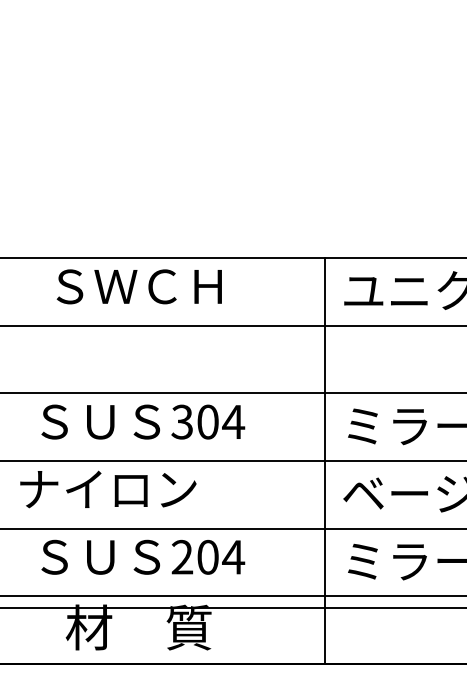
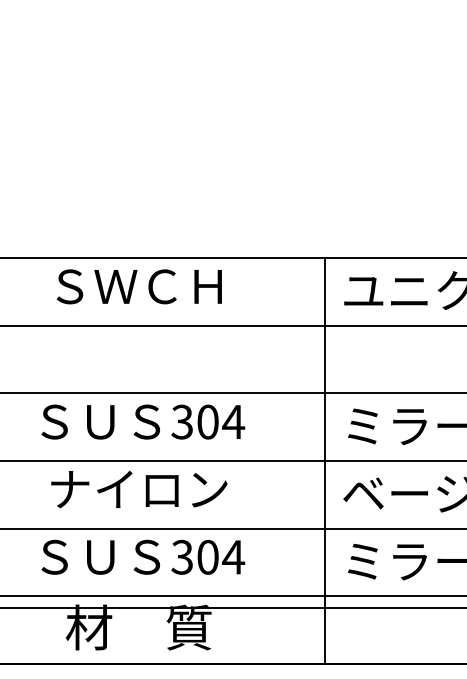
text position: (108, 489) -> (139, 489) (139, 489)
text: 204 -> 304 (182, 557)
